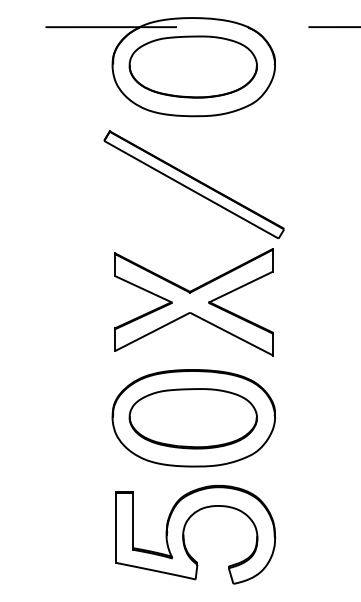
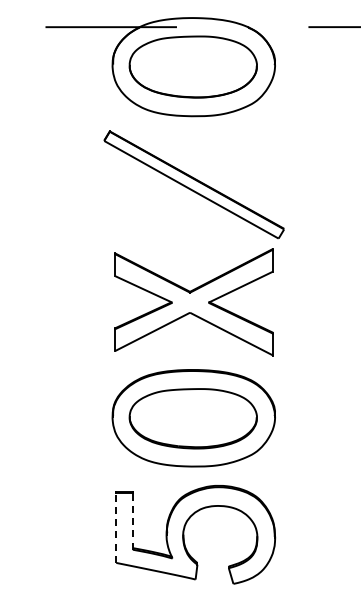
line: solid -> dashed (132, 520)
line: solid -> dashed (116, 528)
